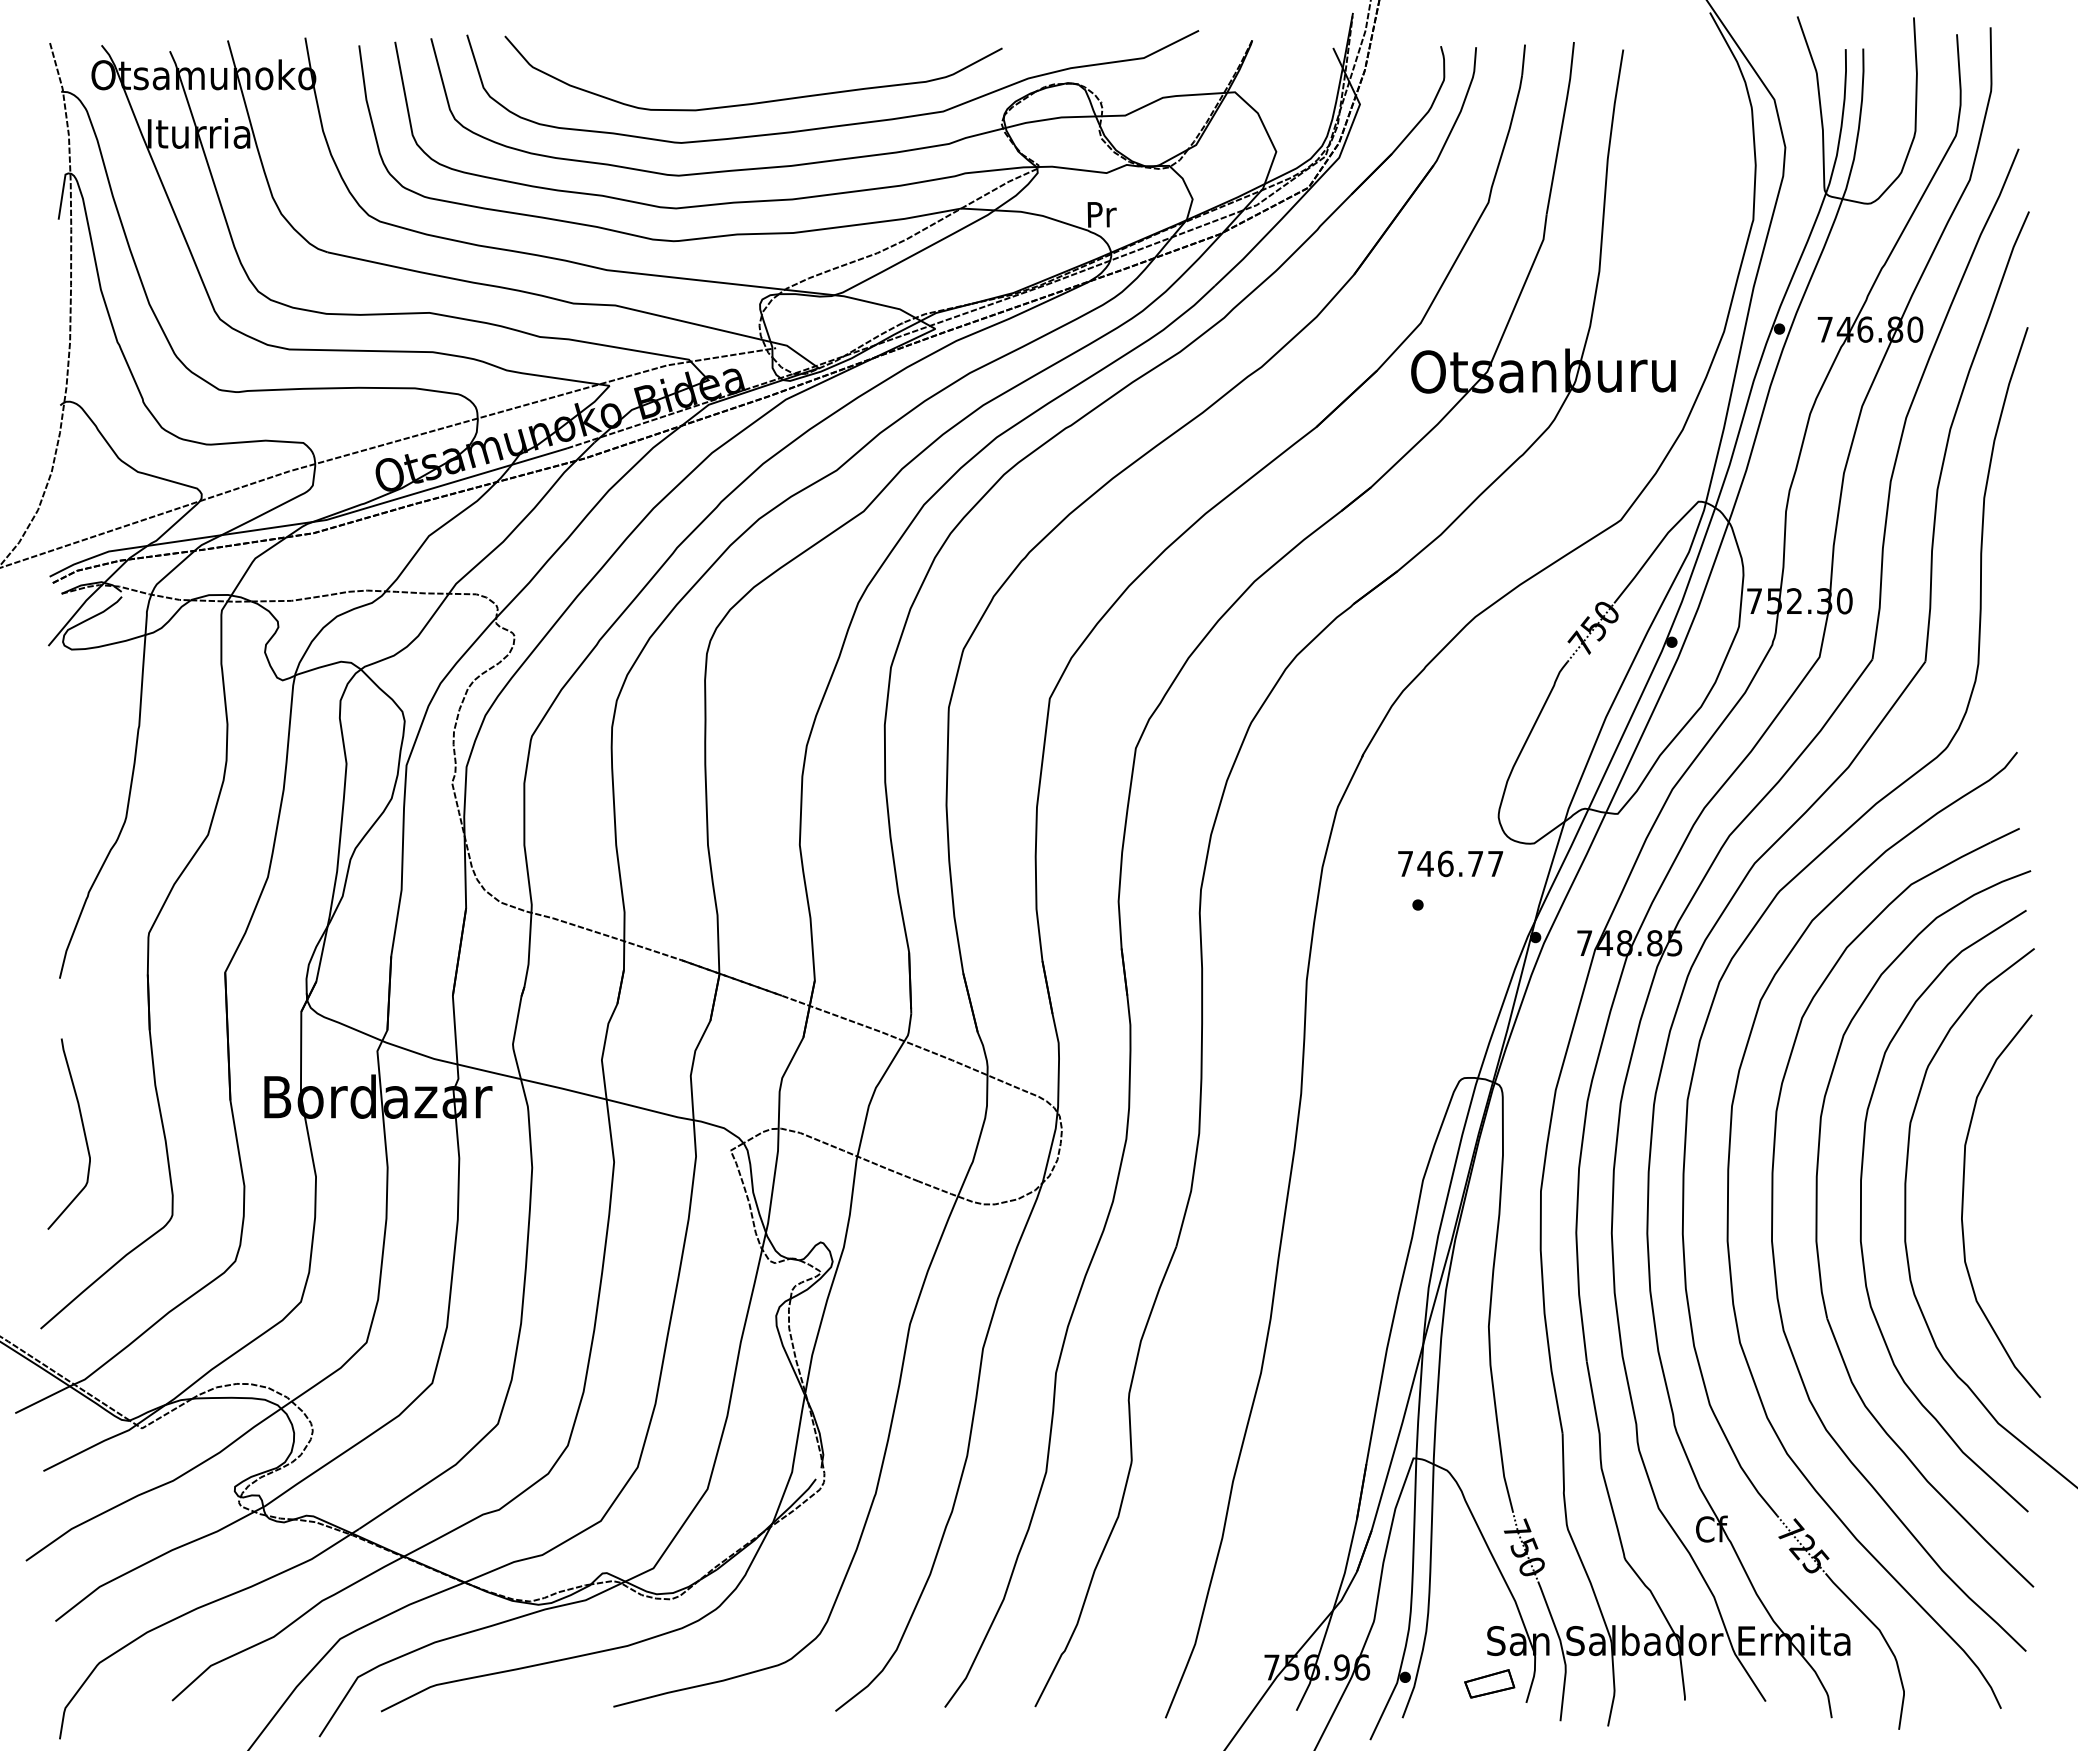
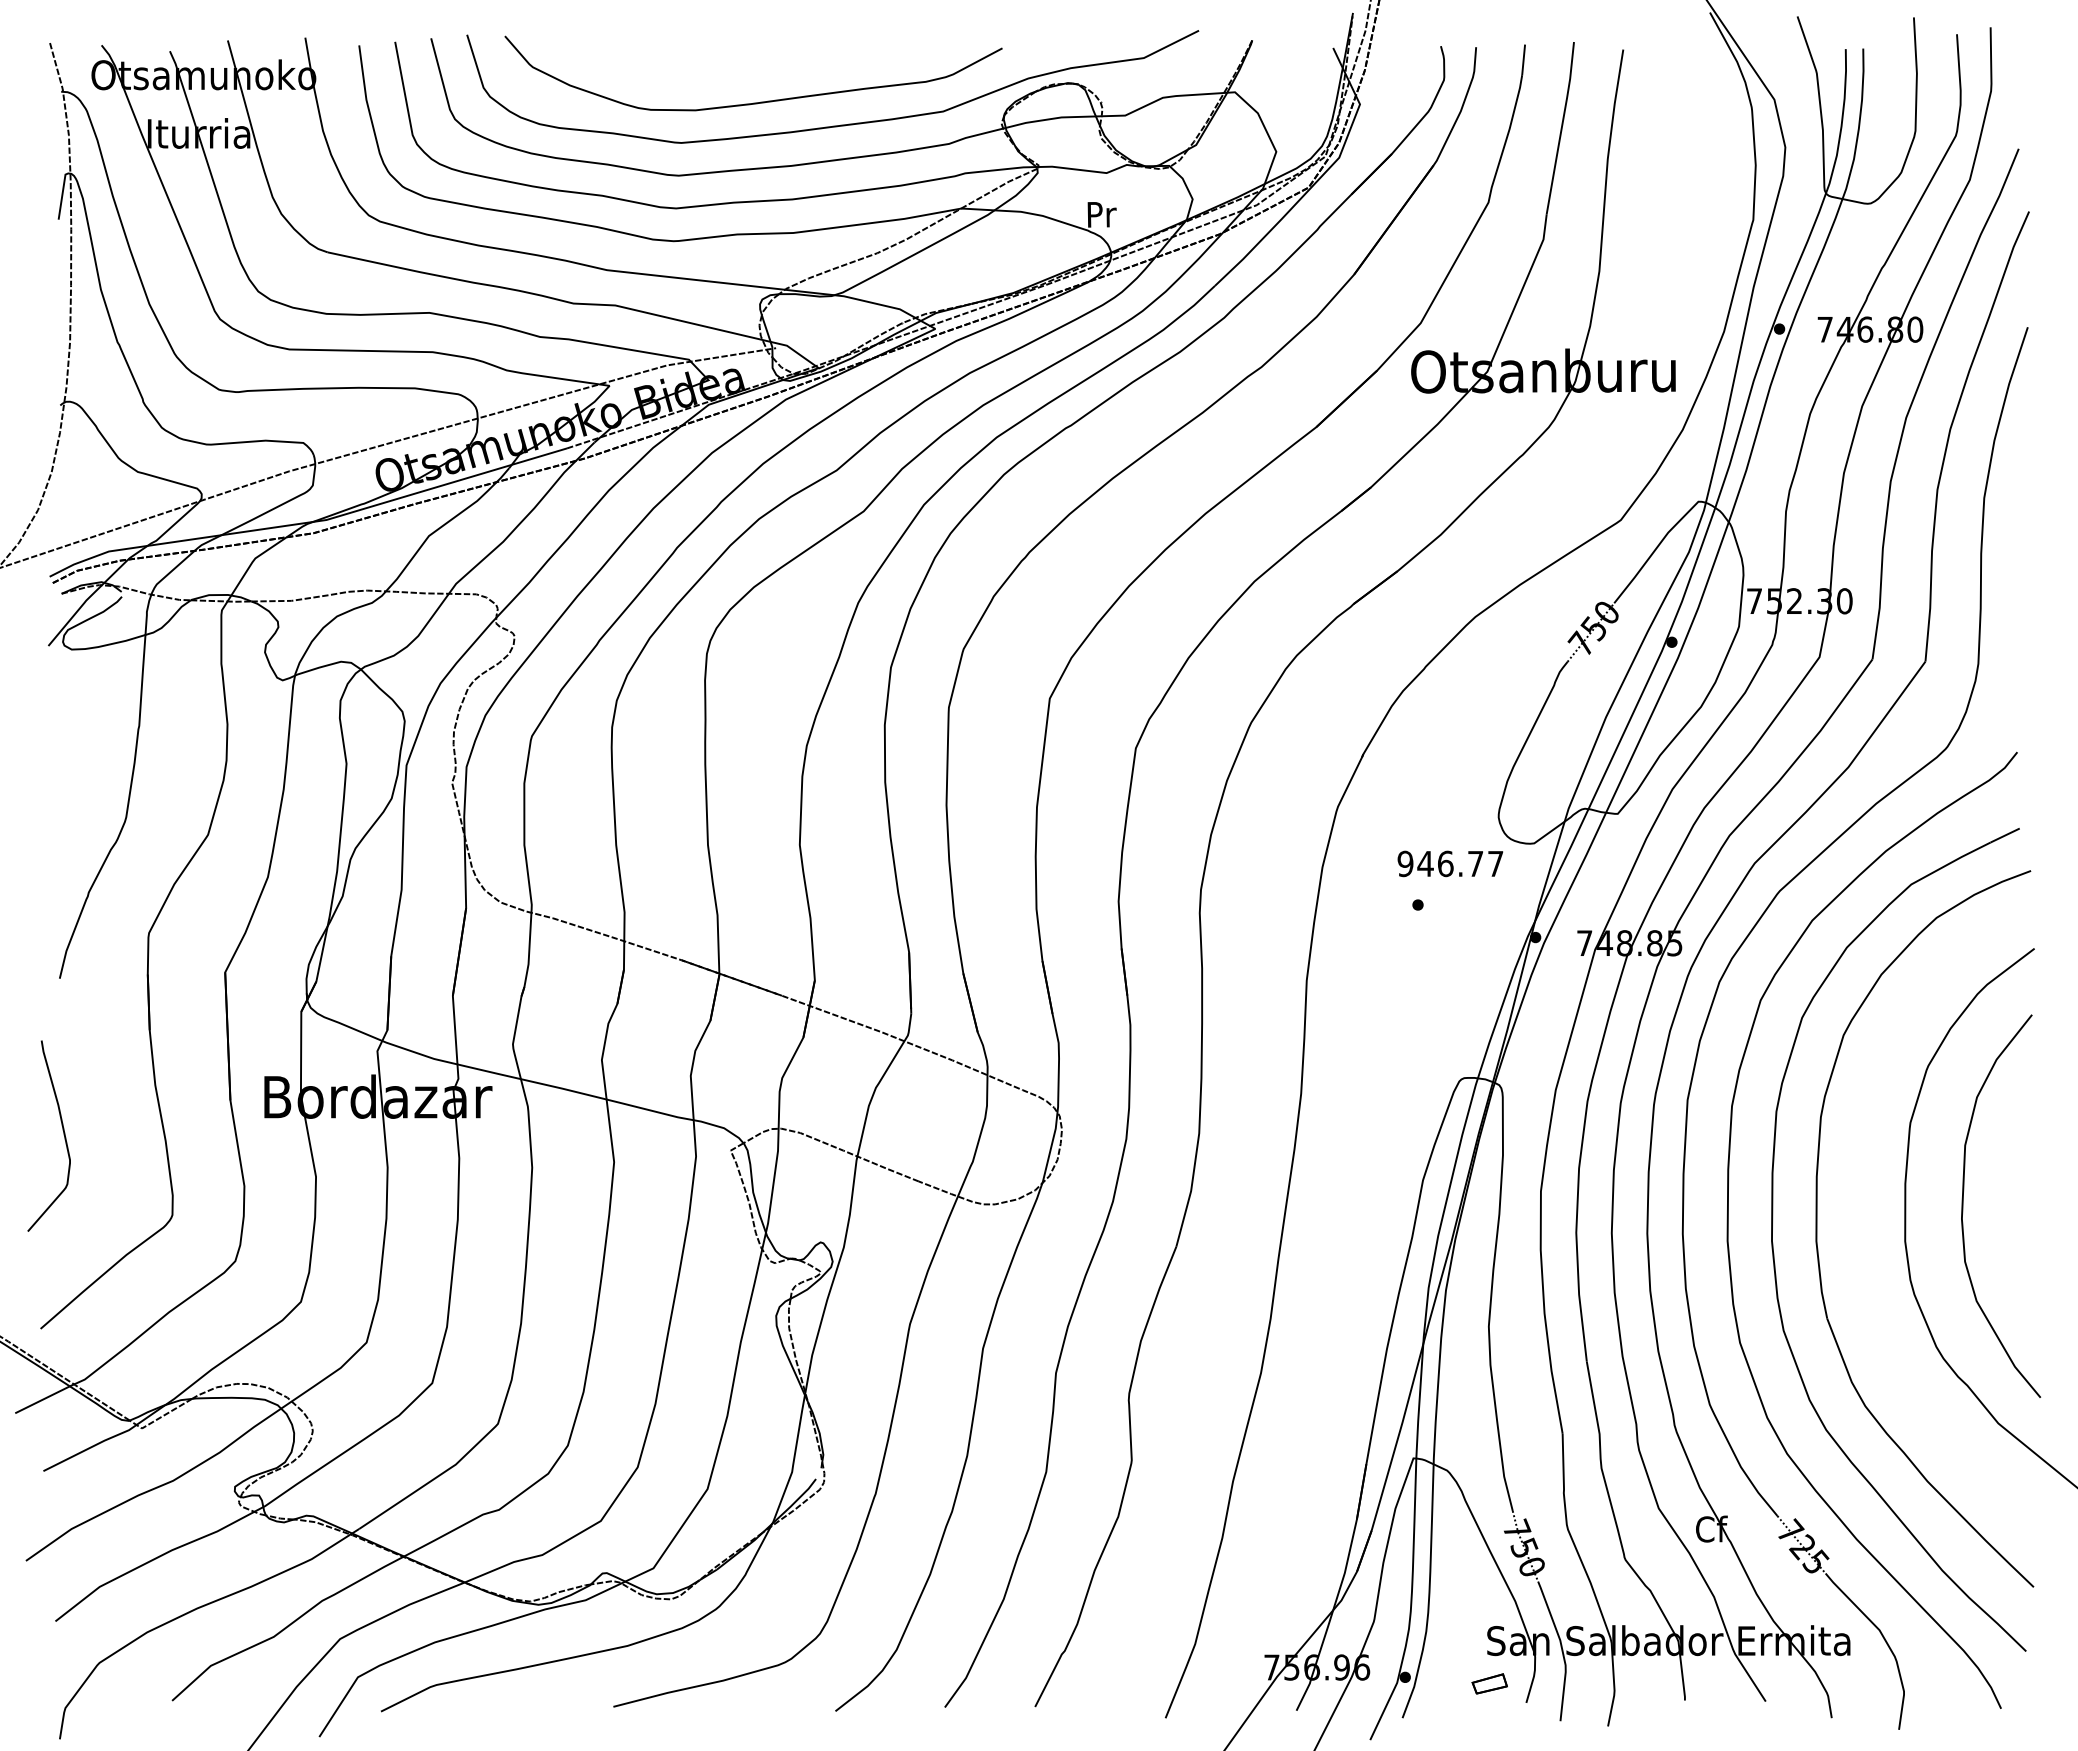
text: 746.77 -> 946.77 (1405, 863)
curve position: (82, 1128) -> (62, 1130) (62, 1130)
curve: present -> none (1861, 1211)
part size: 52x30 px -> 37x22 px (1489, 1683)
